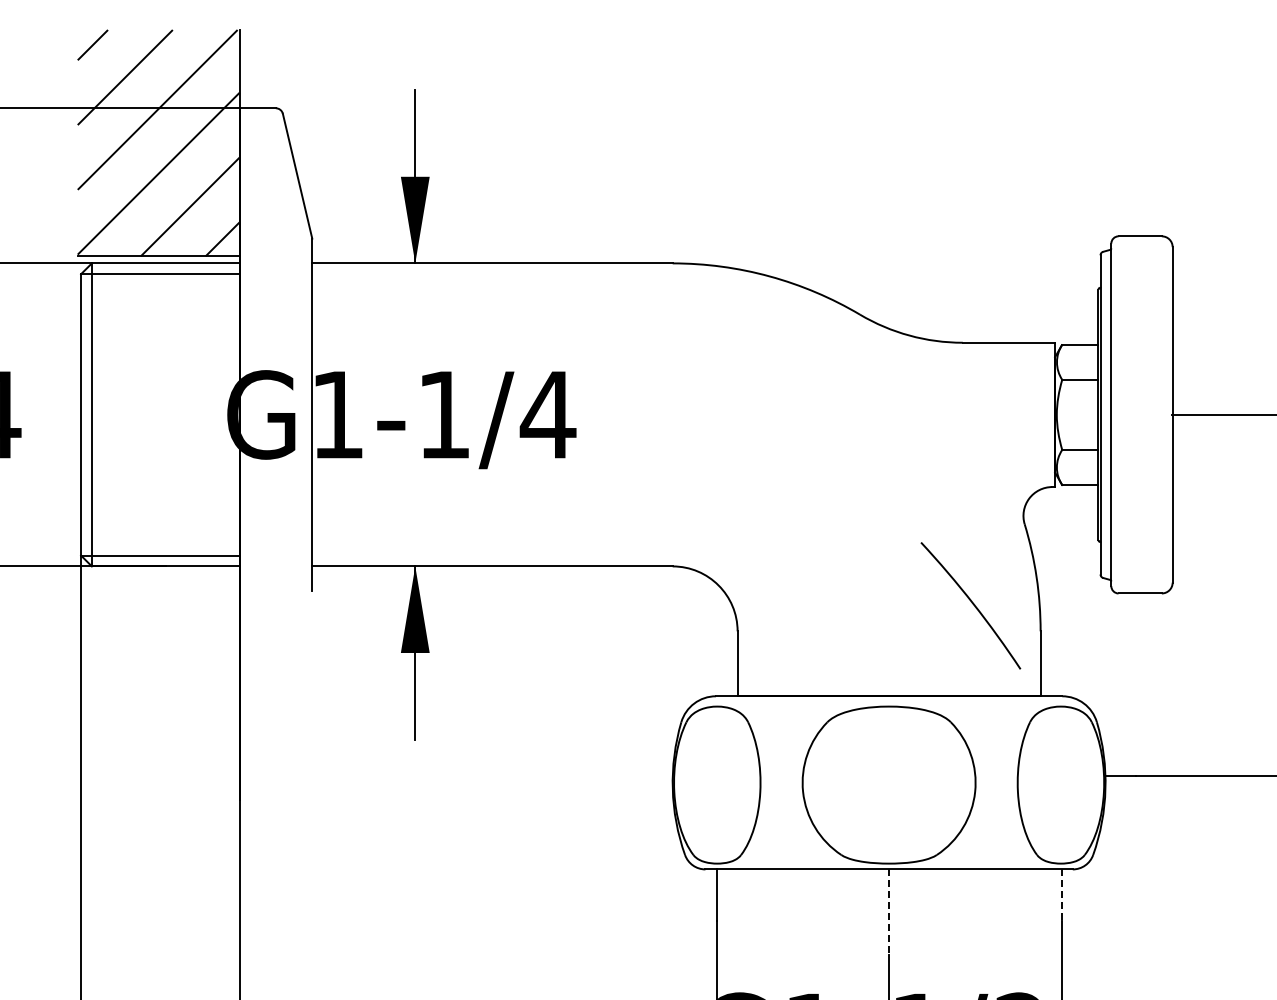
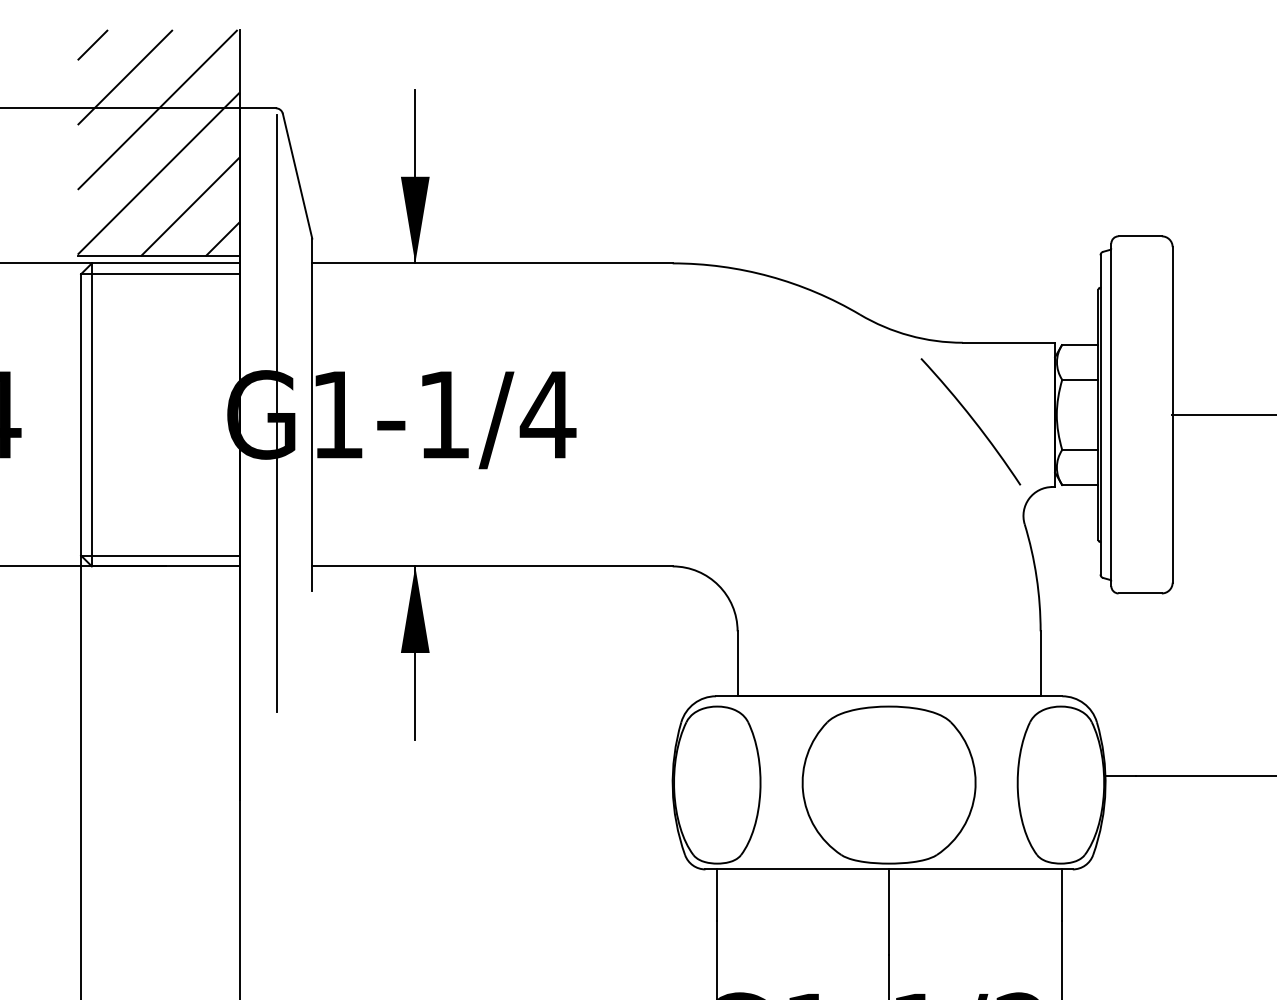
line: none -> present (277, 413)
arc position: (971, 603) -> (971, 419) (971, 419)
line: dashed -> solid (1061, 895)
line: dashed -> solid (889, 912)
